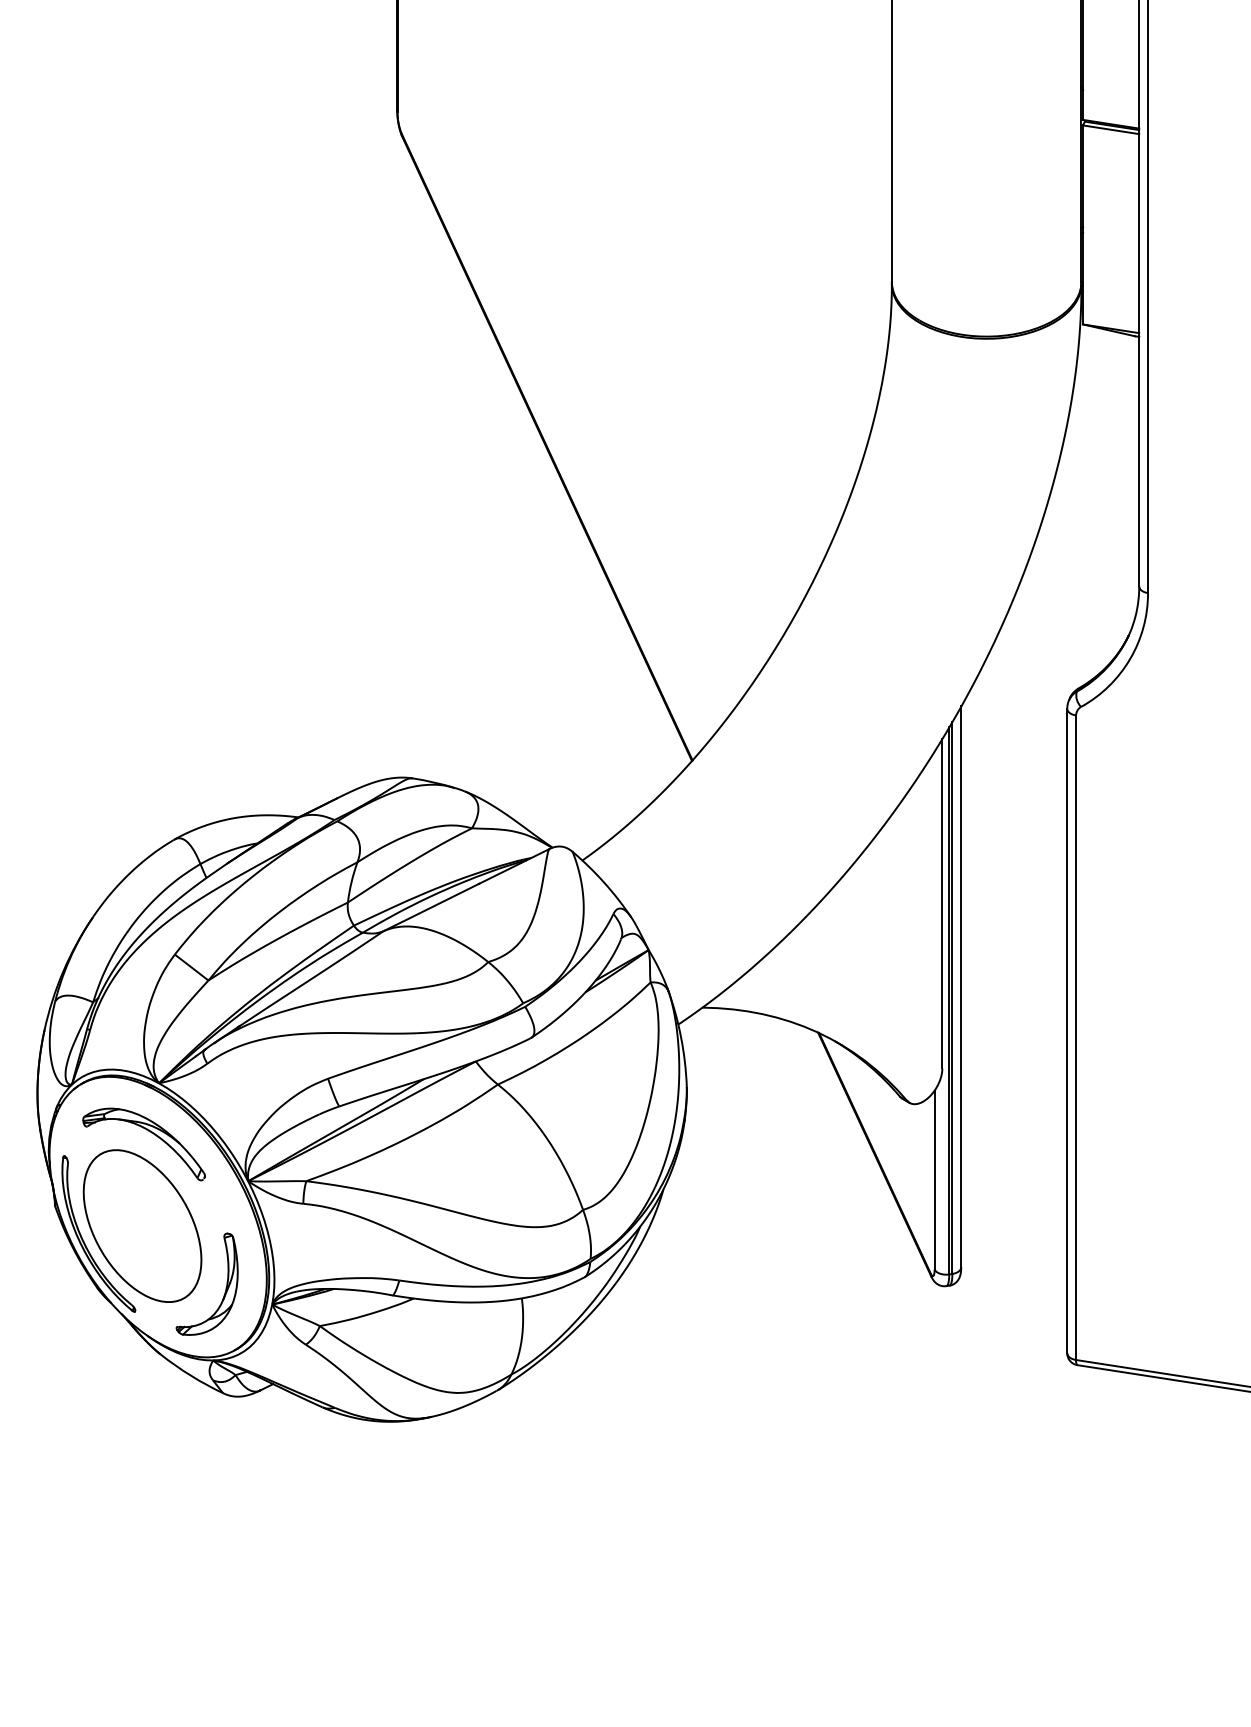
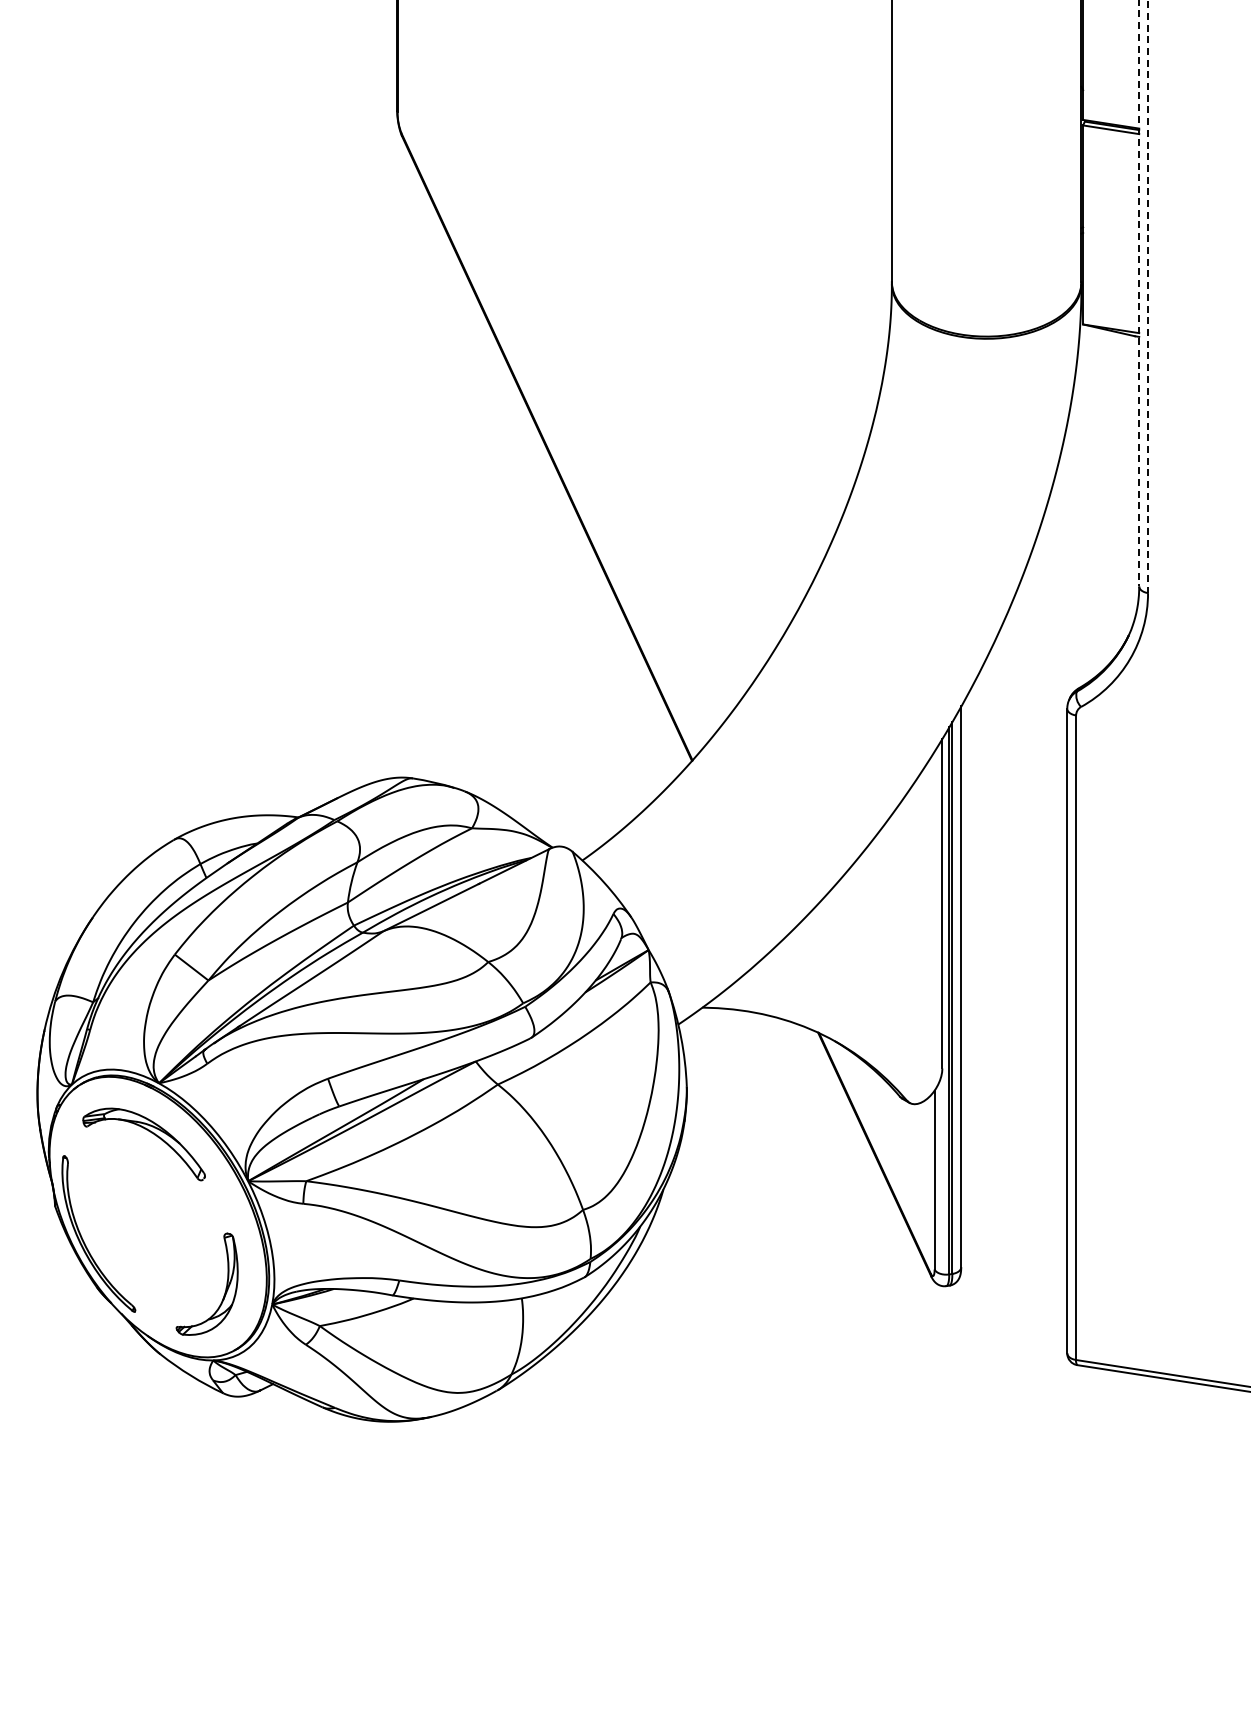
line: solid -> dashed (1139, 293)
line: solid -> dashed (1148, 297)
part: present -> none (142, 1225)
